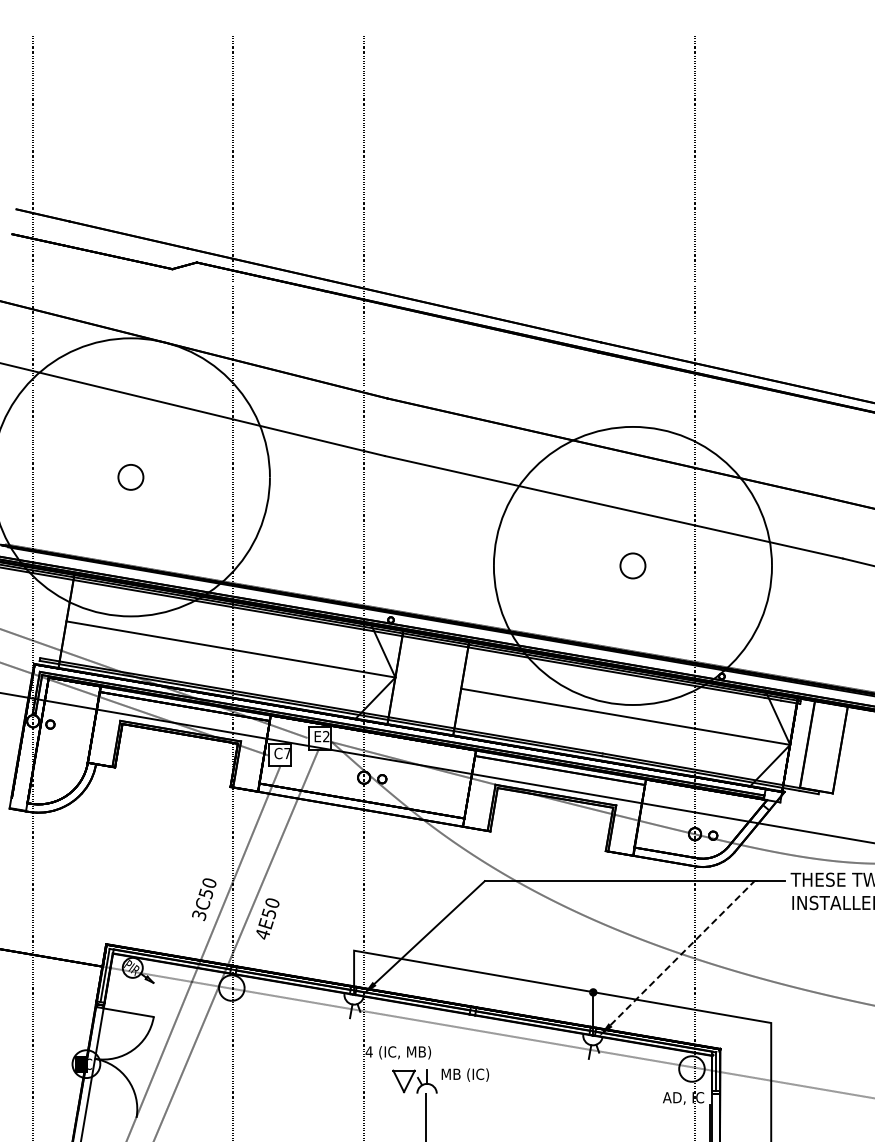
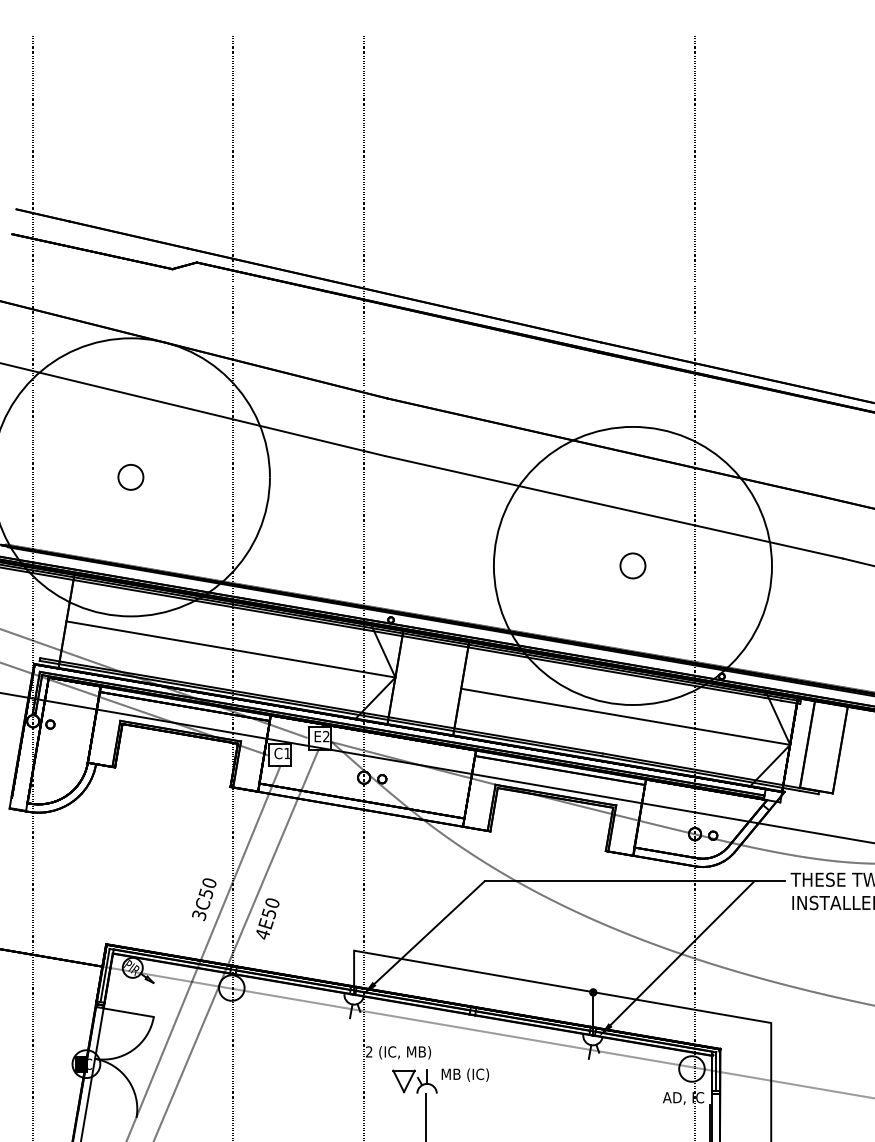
text: C7 -> C1 (286, 753)
line: dashed -> solid (682, 953)
text: 4 -> 2 (368, 1051)
